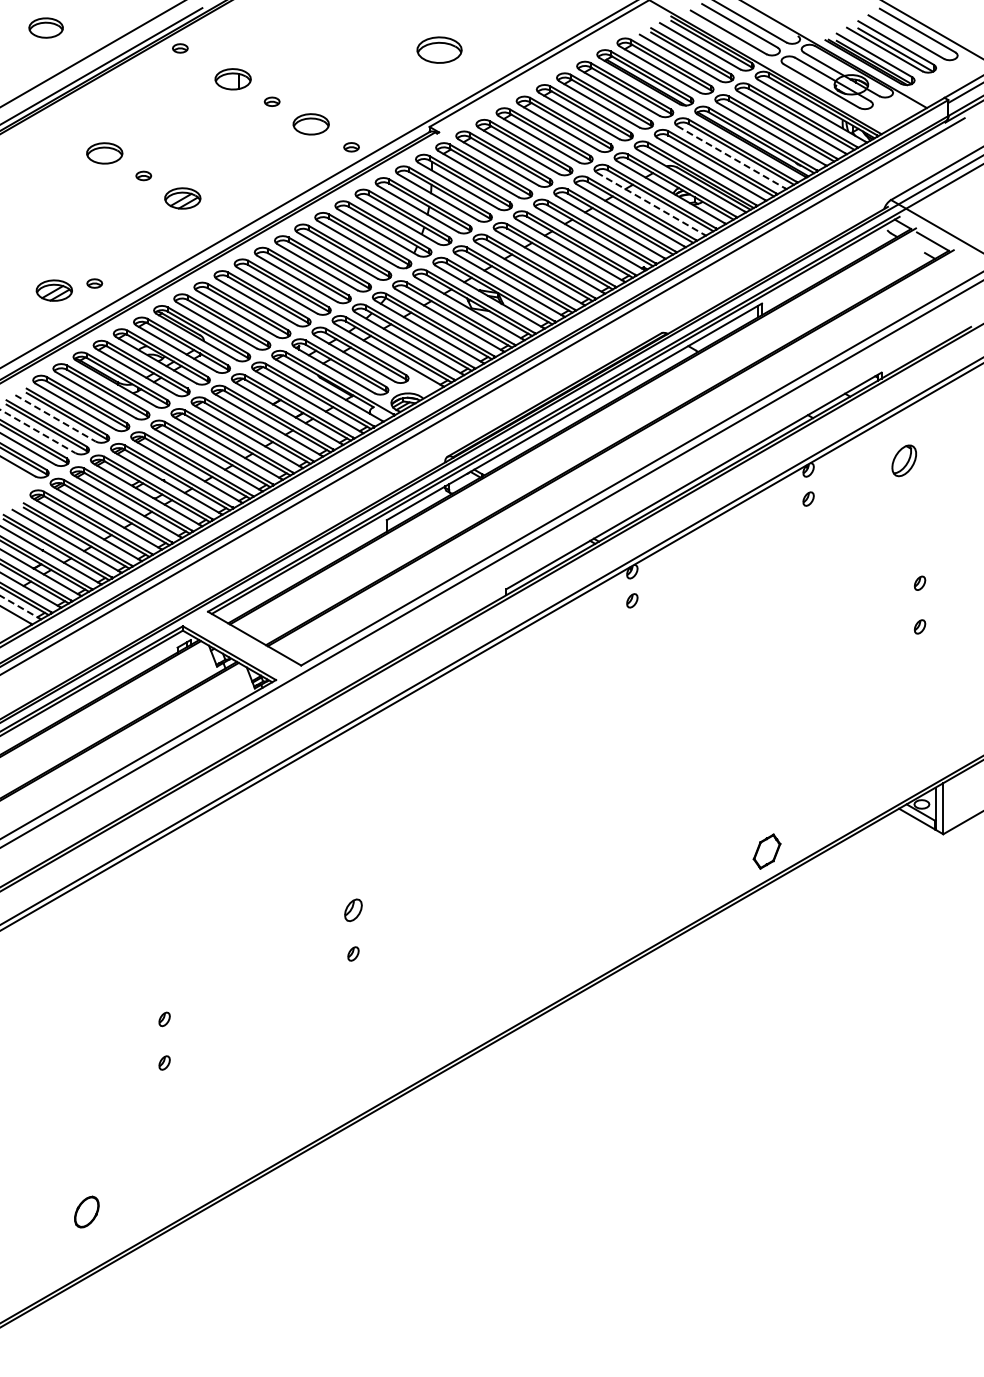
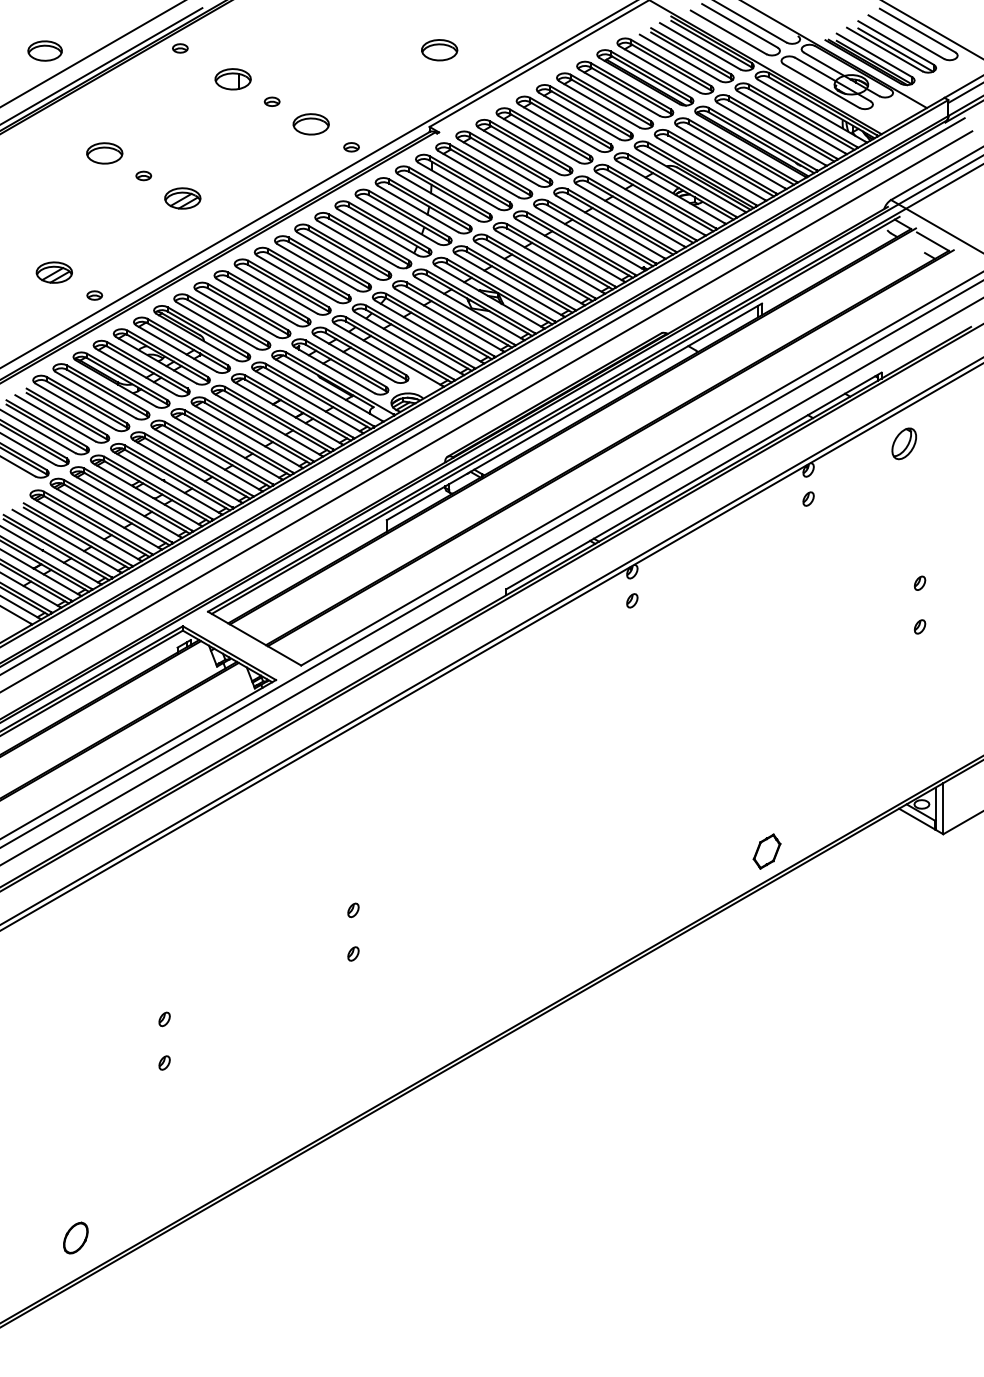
part position: (45, 27) -> (44, 50) (44, 50)
part size: 47x28 px -> 38x23 px (439, 50)
line: dashed -> solid (731, 157)
line: dashed -> solid (651, 204)
part position: (94, 283) -> (94, 295) (94, 295)
part position: (53, 290) -> (53, 272) (53, 272)
line: none -> present (487, 411)
line: dashed -> solid (55, 418)
line: dashed -> solid (38, 431)
part position: (903, 460) -> (903, 443) (903, 443)
line: none -> present (491, 581)
line: dashed -> solid (20, 607)
part size: 19x25 px -> 13x17 px (353, 910)
part position: (86, 1211) -> (75, 1237) (75, 1237)
